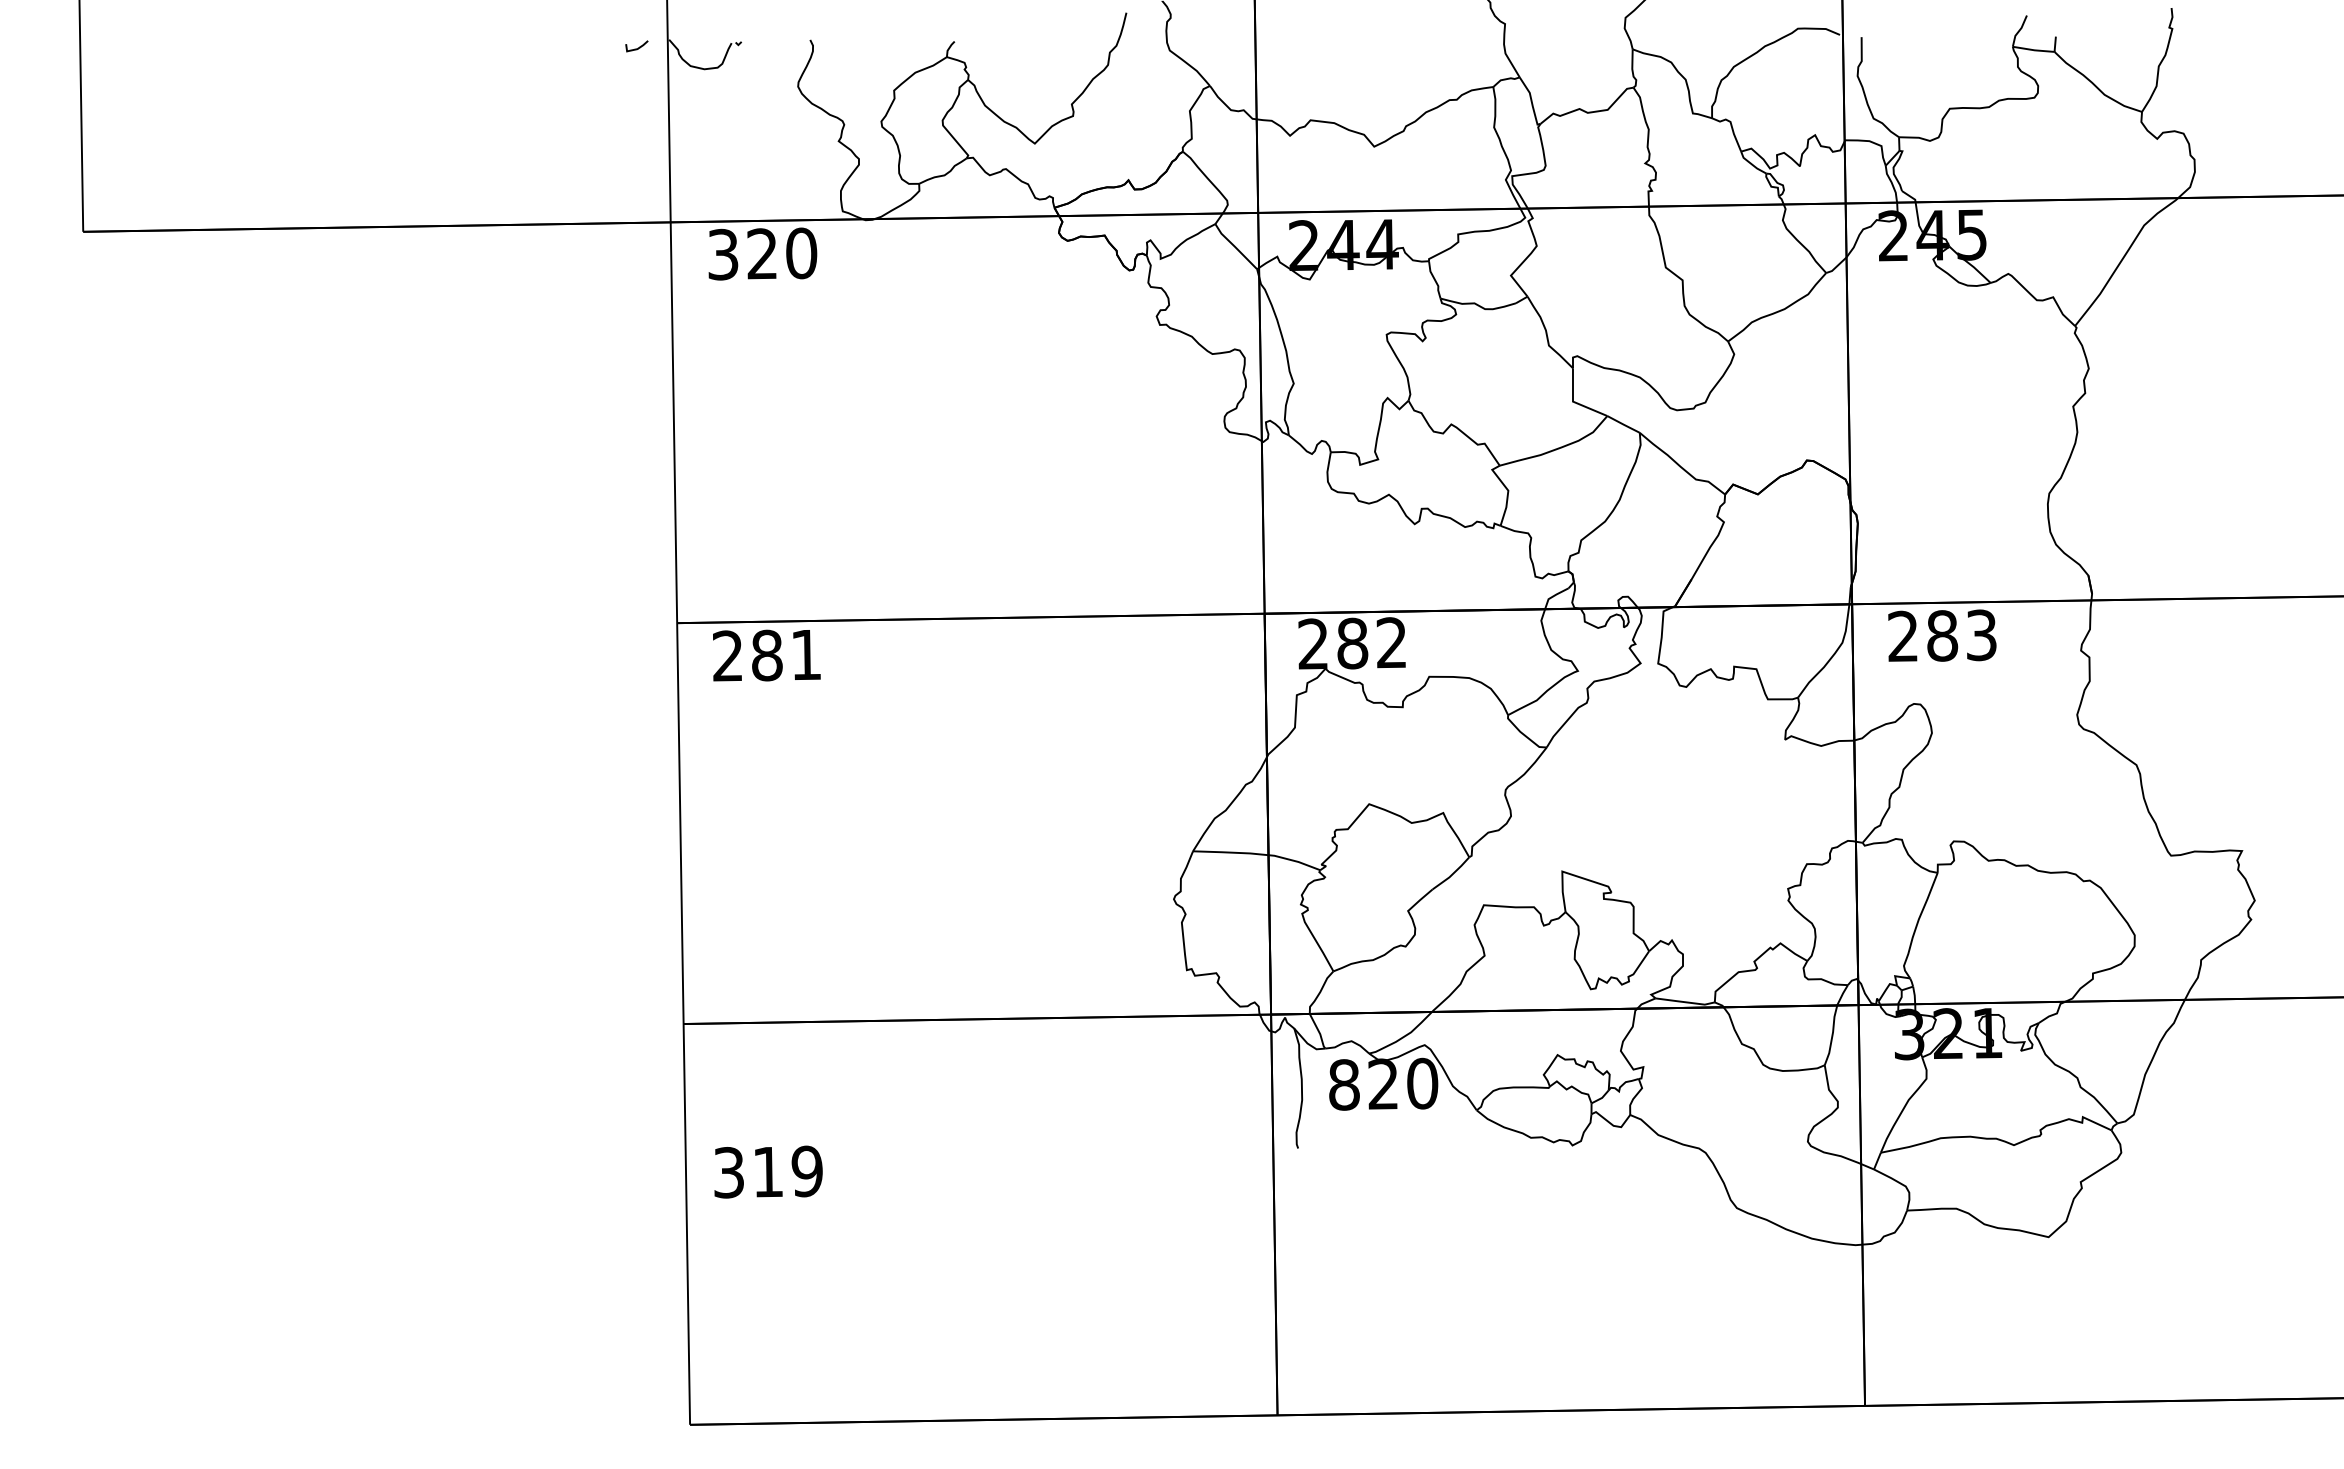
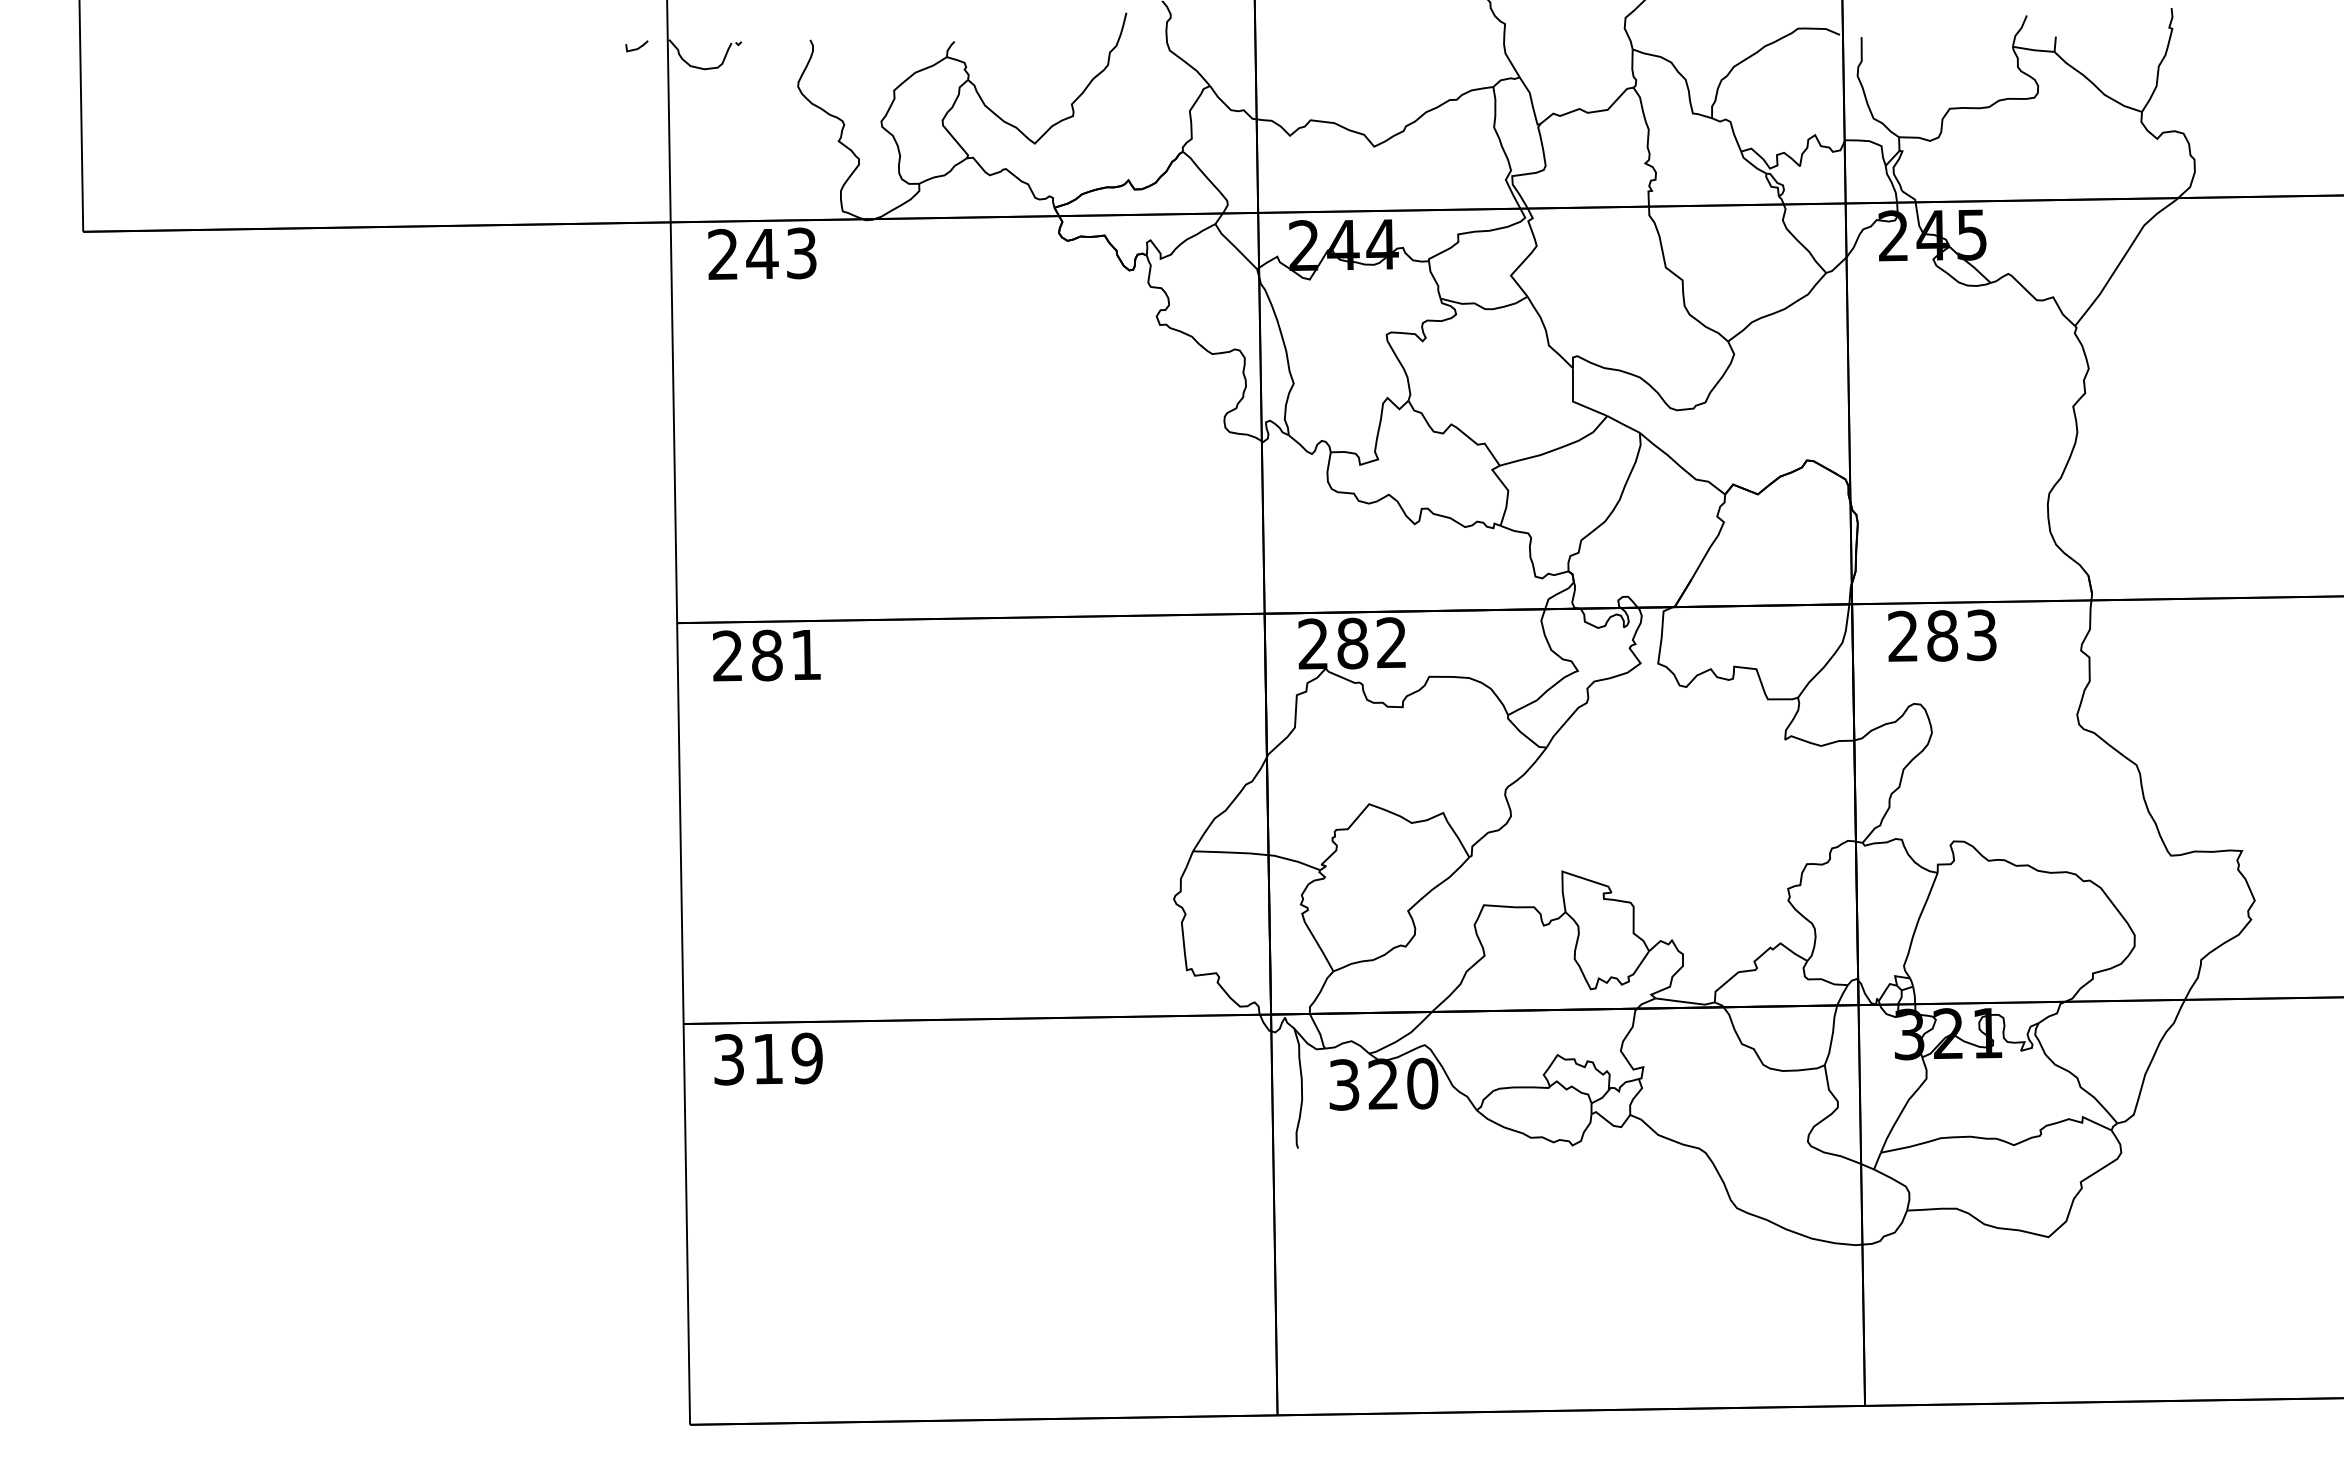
text: 320 -> 243 (762, 253)
text: 820 -> 320 (1344, 1084)
text position: (768, 1171) -> (768, 1058) (768, 1058)
